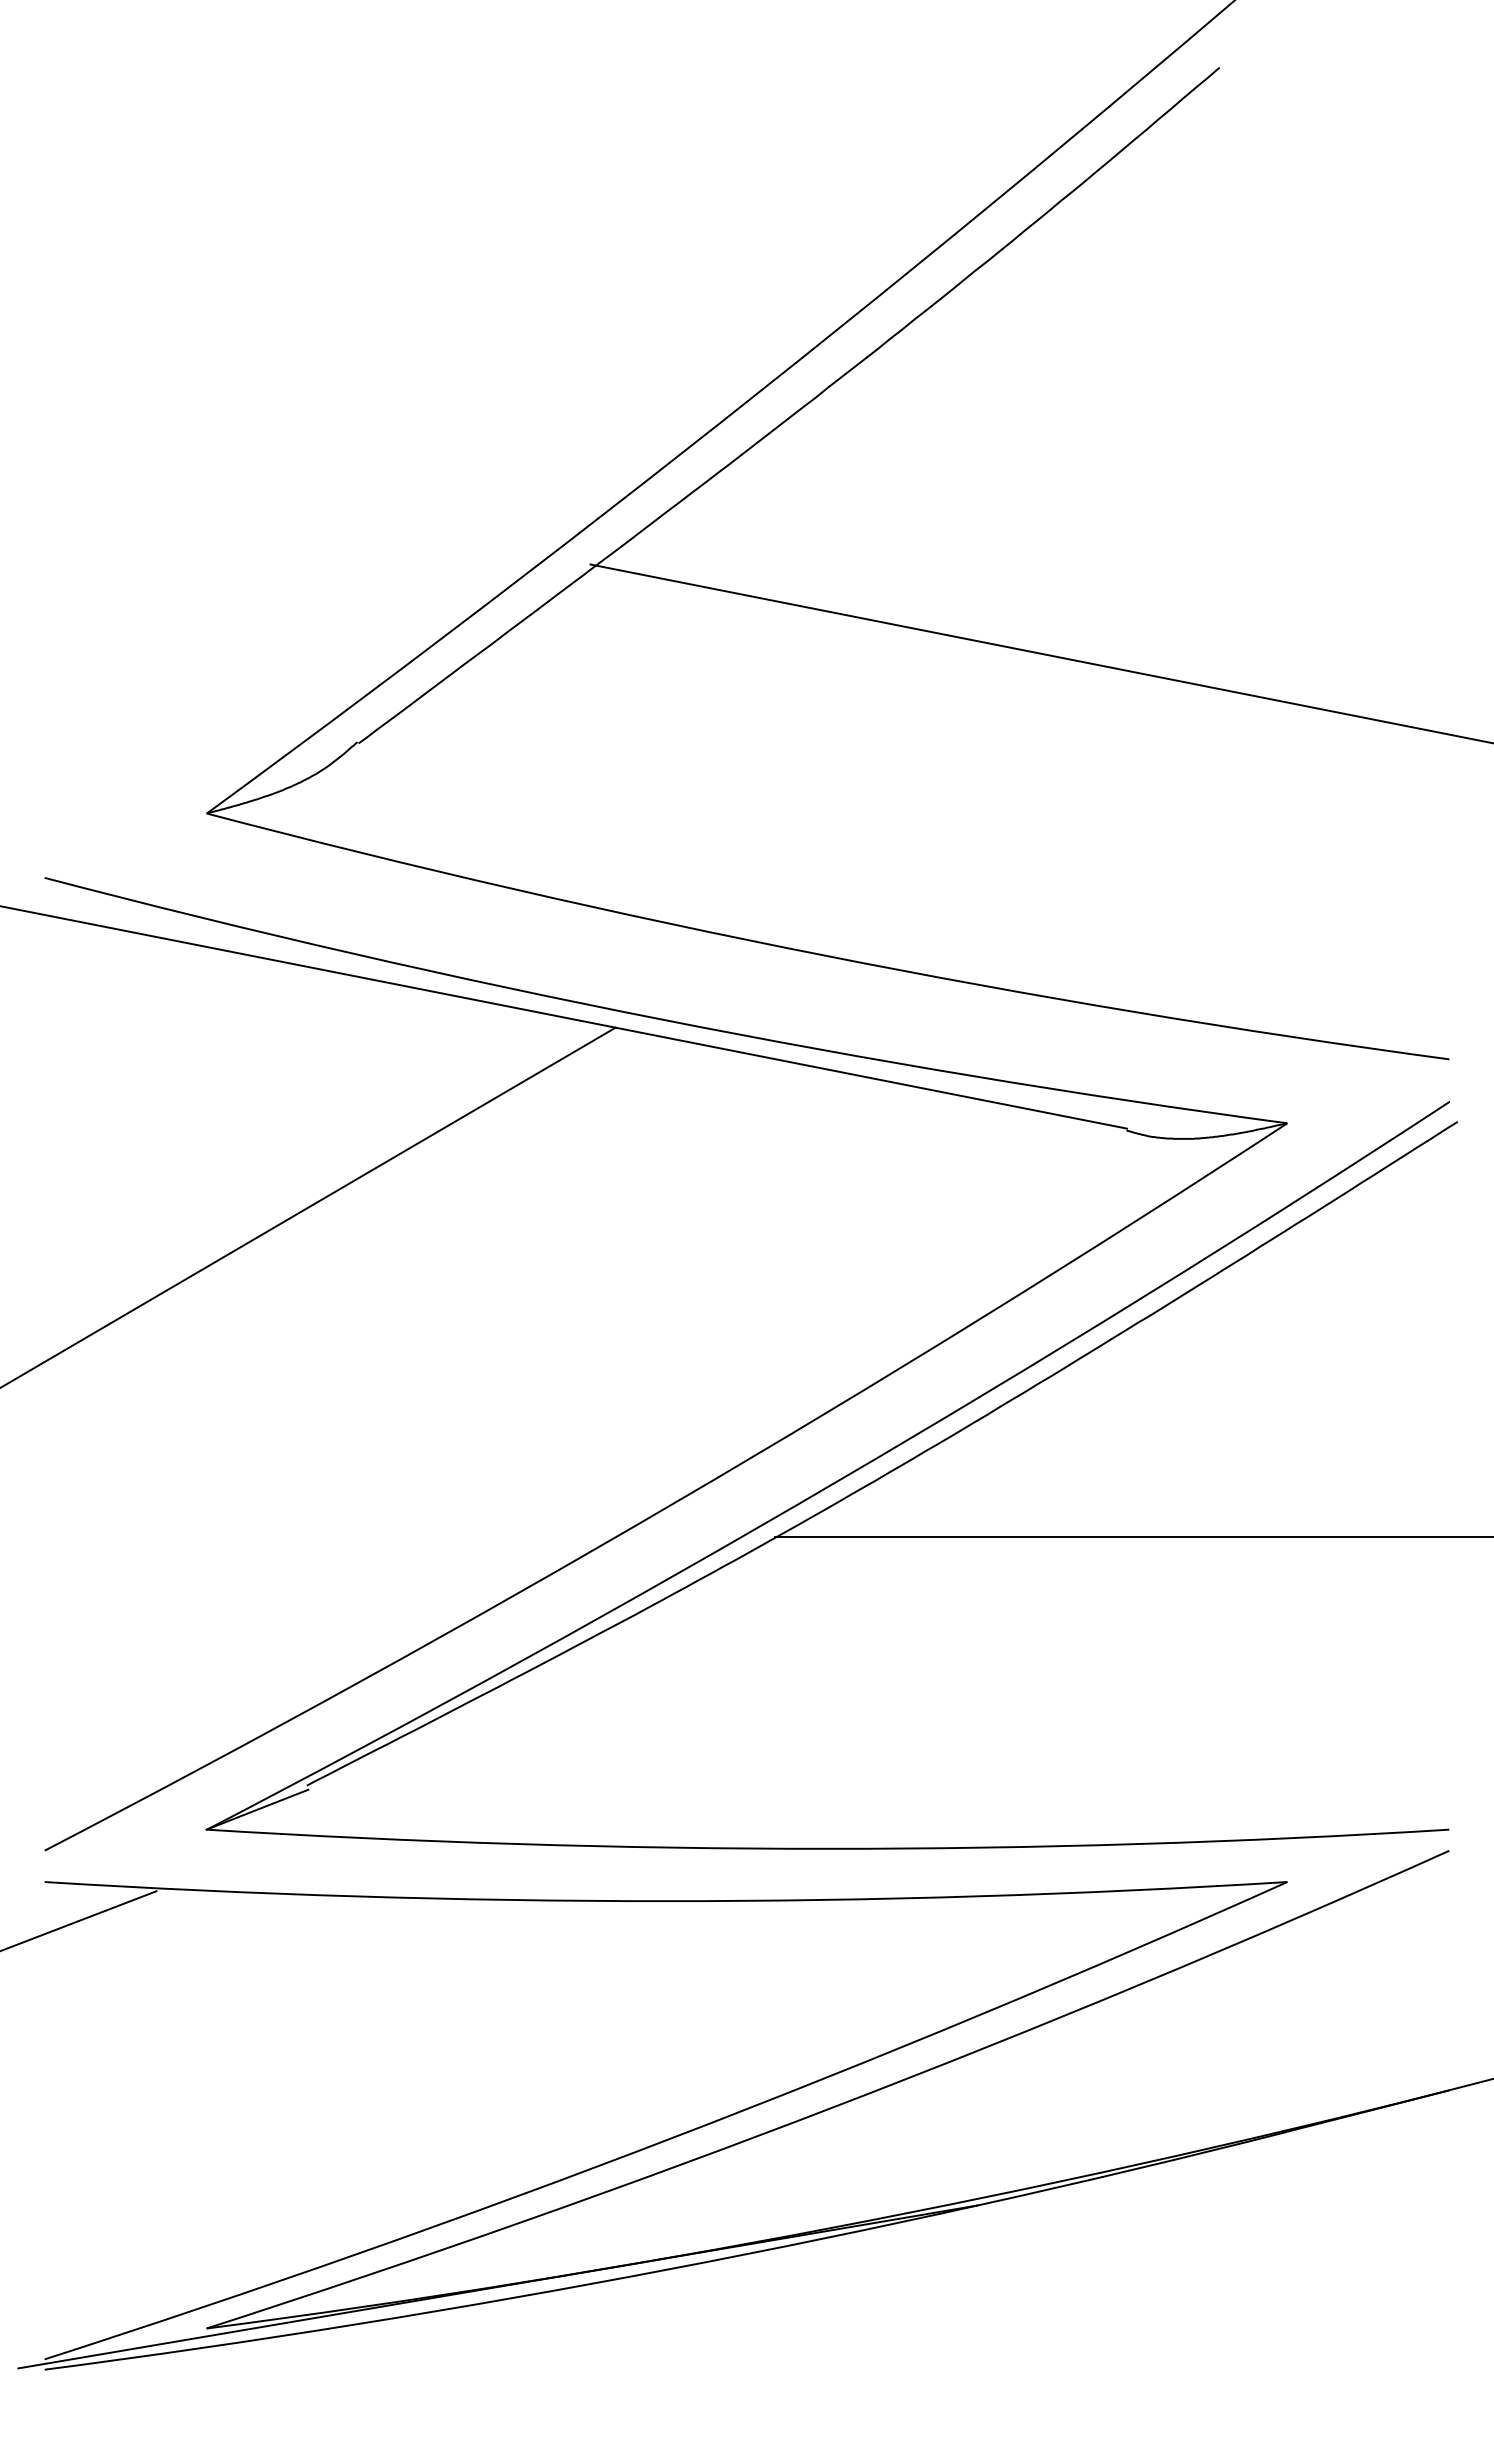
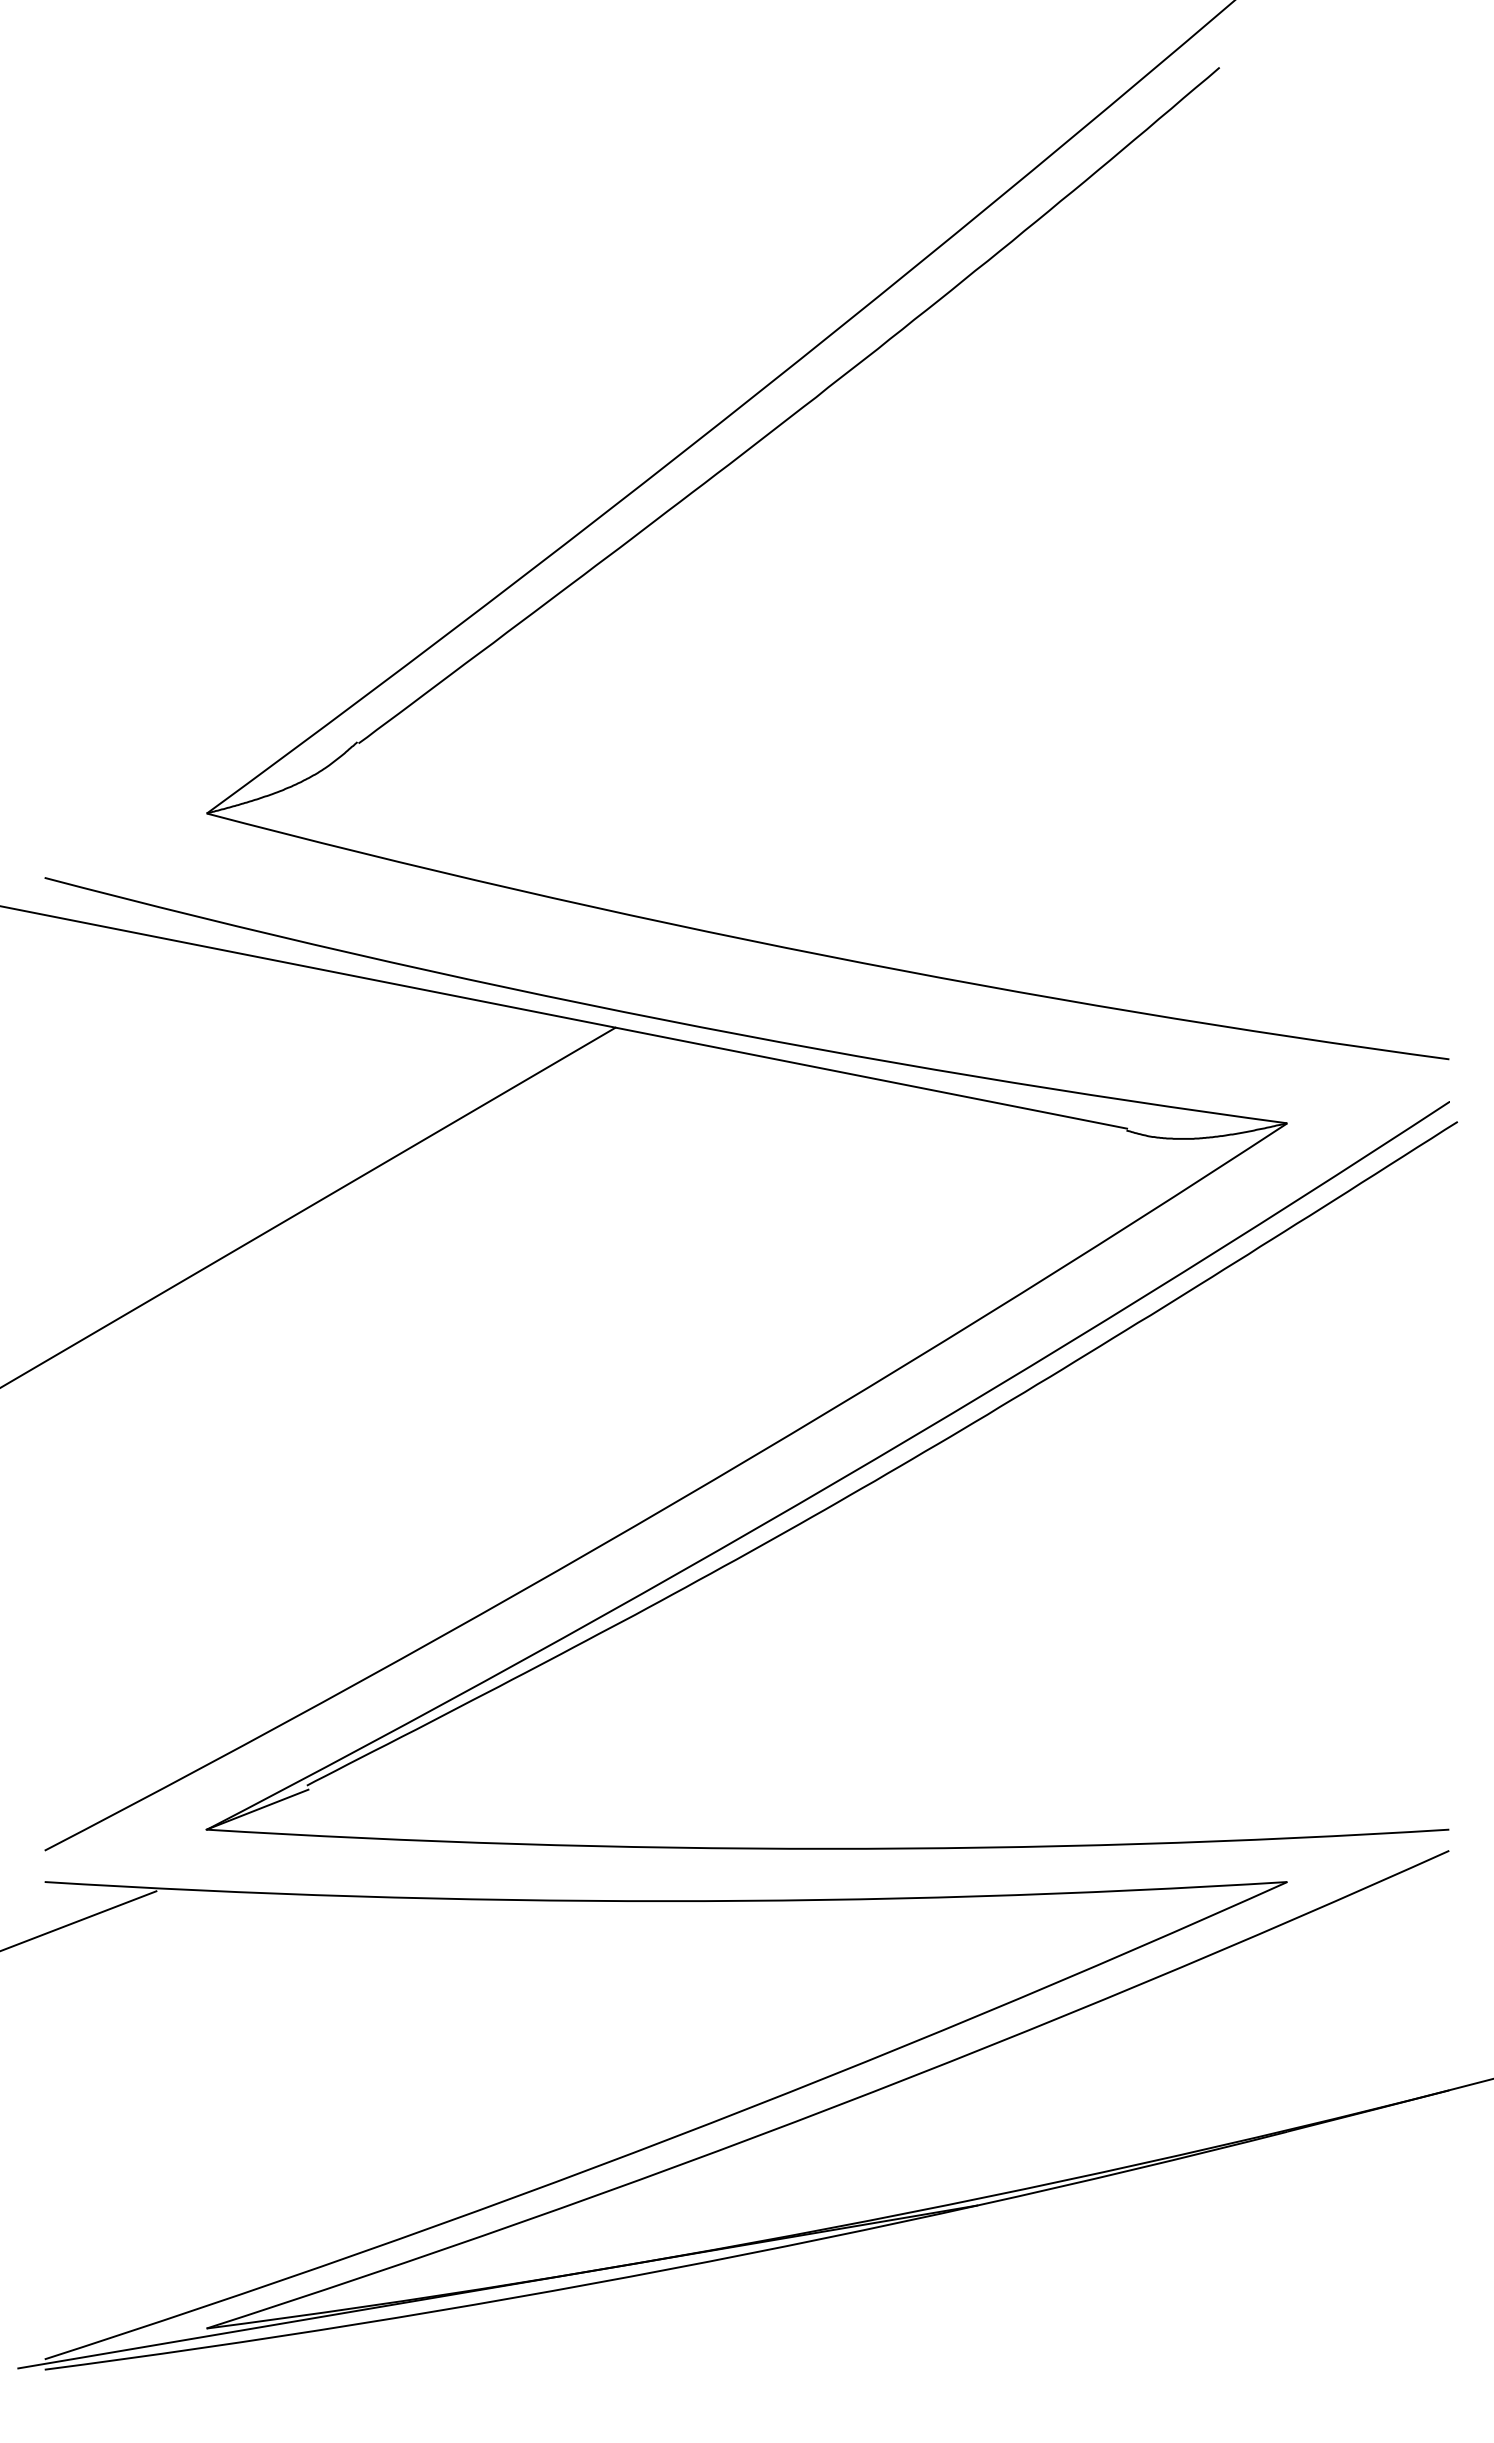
line: present -> none (1040, 653)
line: present -> none (1132, 1536)
